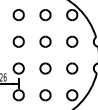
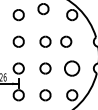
part position: (45, 15) -> (43, 9) (43, 9)
part position: (72, 41) -> (66, 41) (66, 41)
part size: 13x13 px -> 17x17 px (72, 68)
